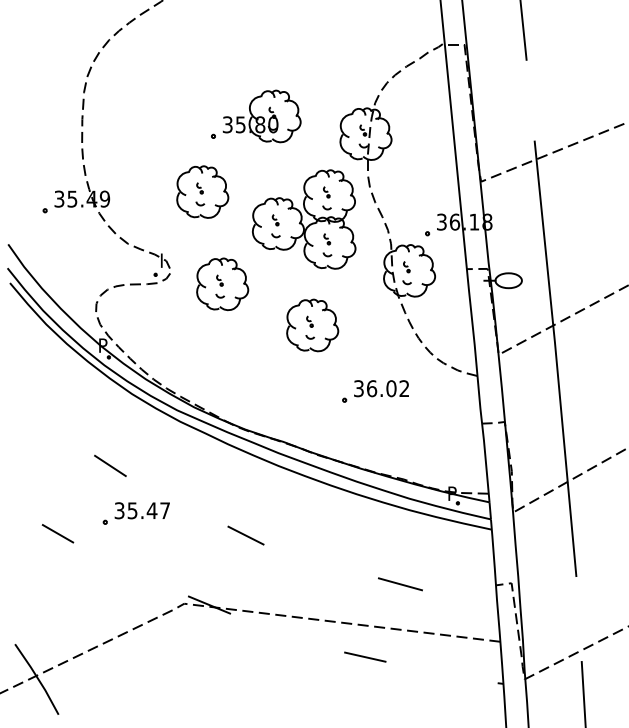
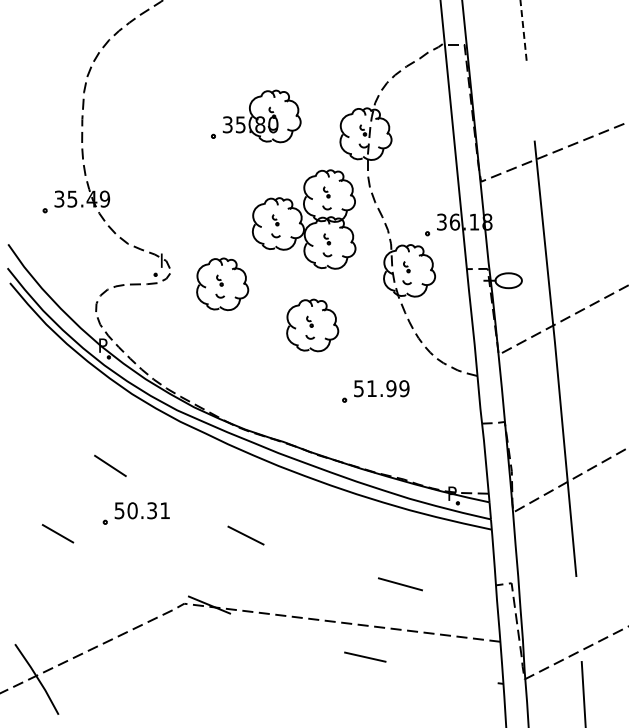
line: solid -> dashed (523, 29)
part: present -> none (202, 191)
text: 36.02 -> 51.99 (381, 388)
text: 35.47 -> 50.31 (142, 510)
